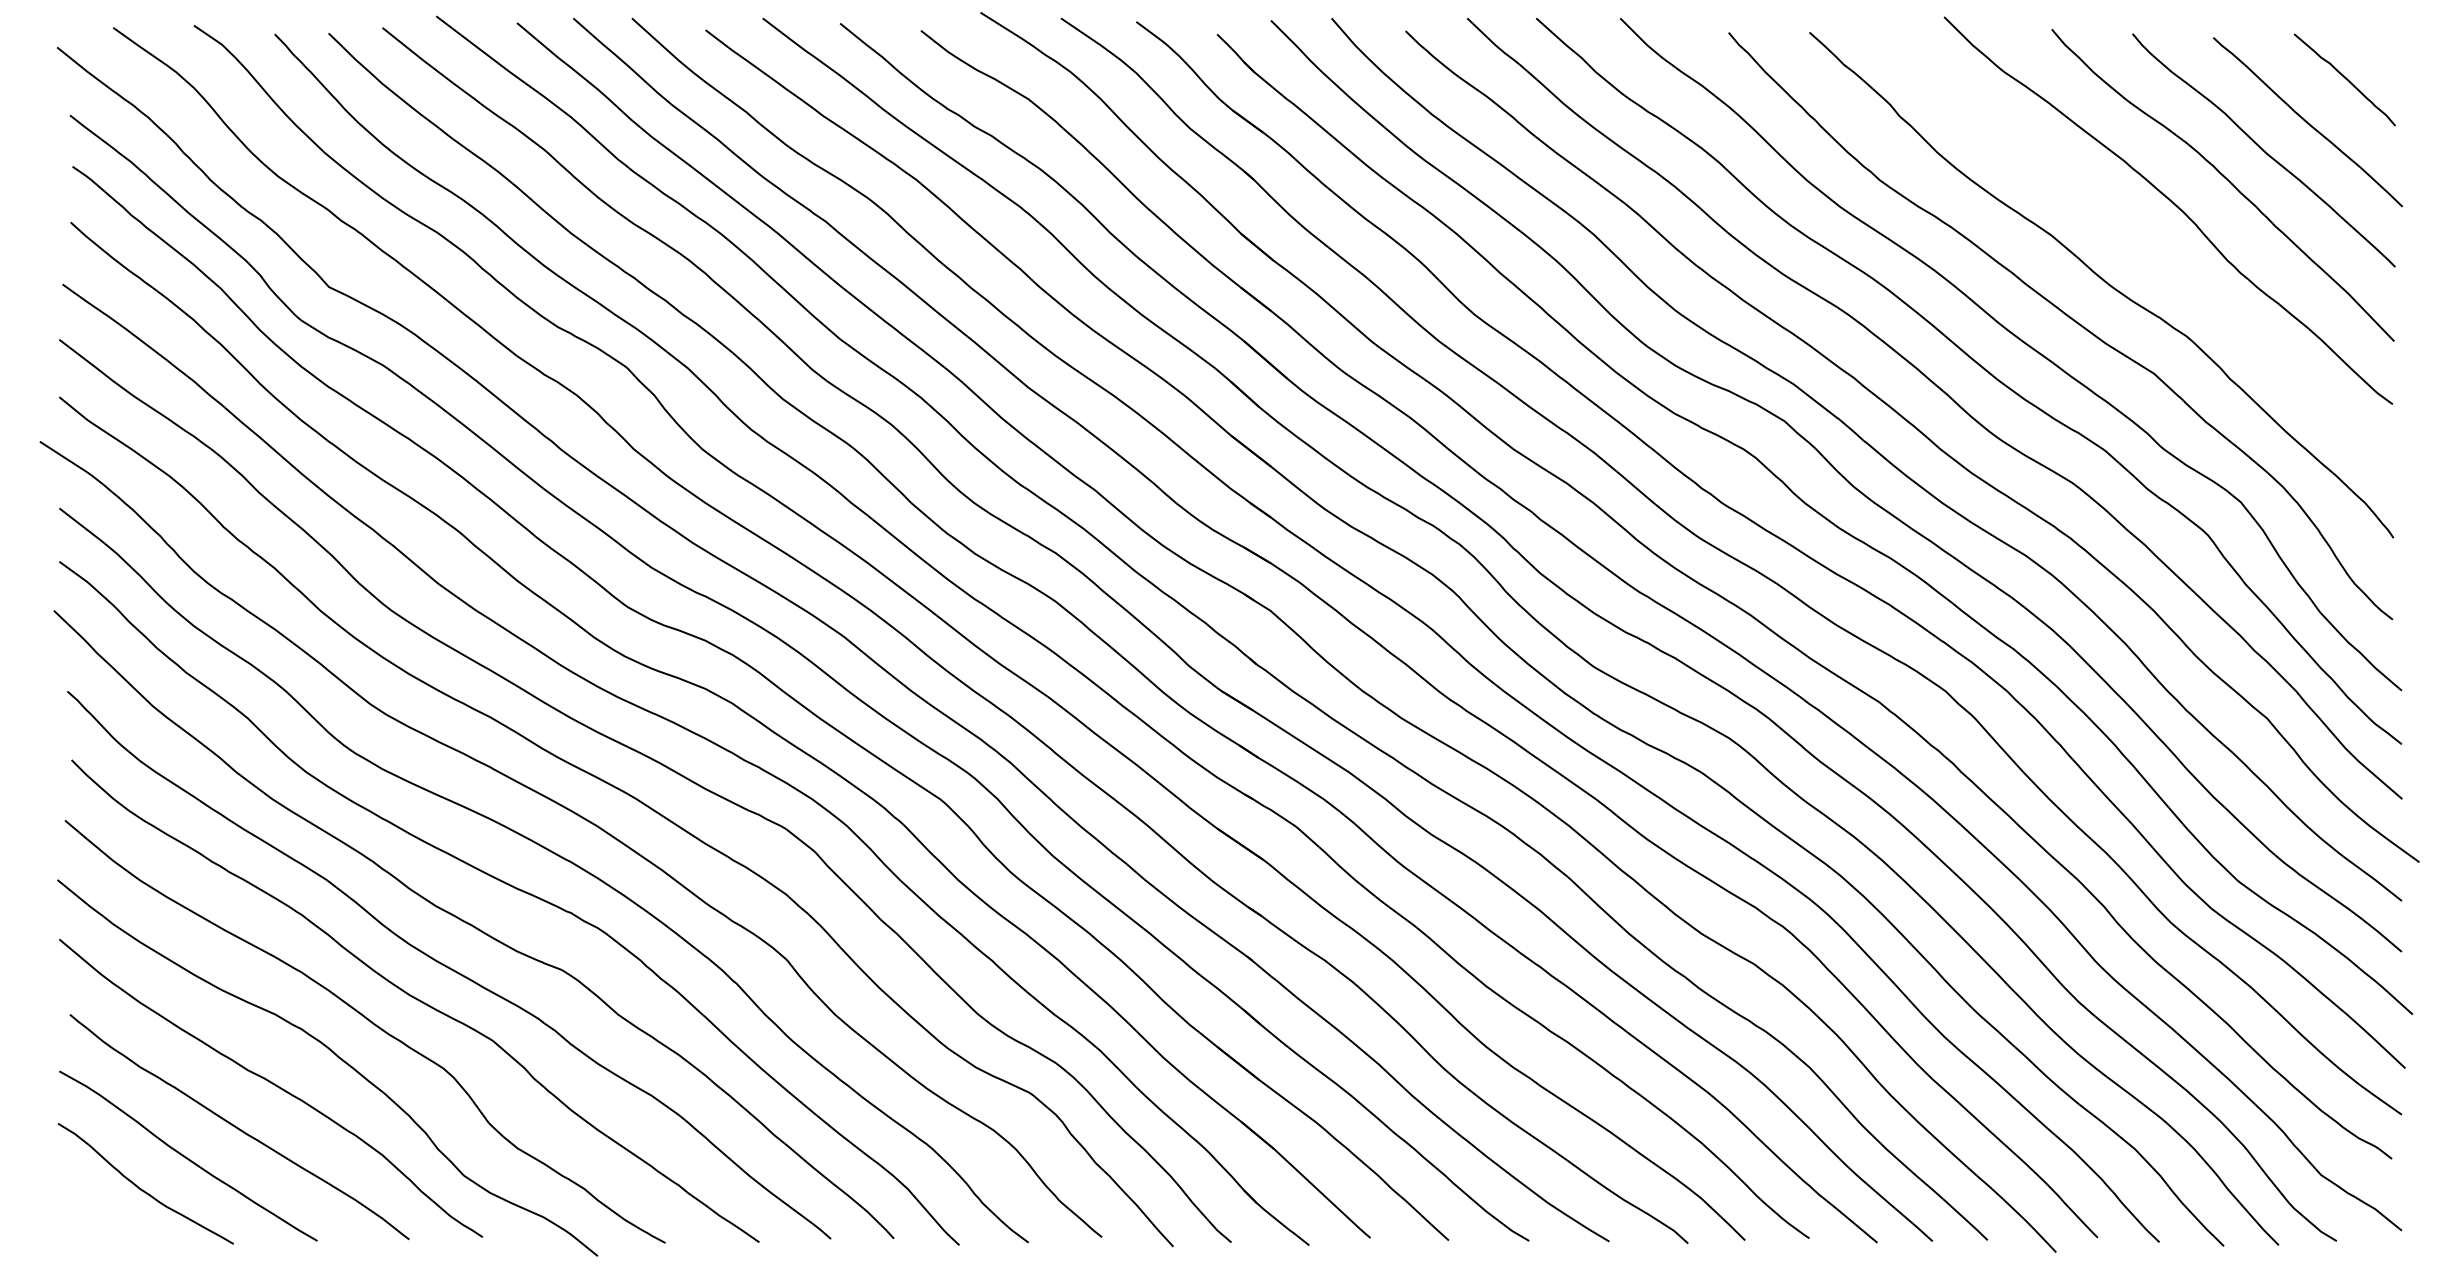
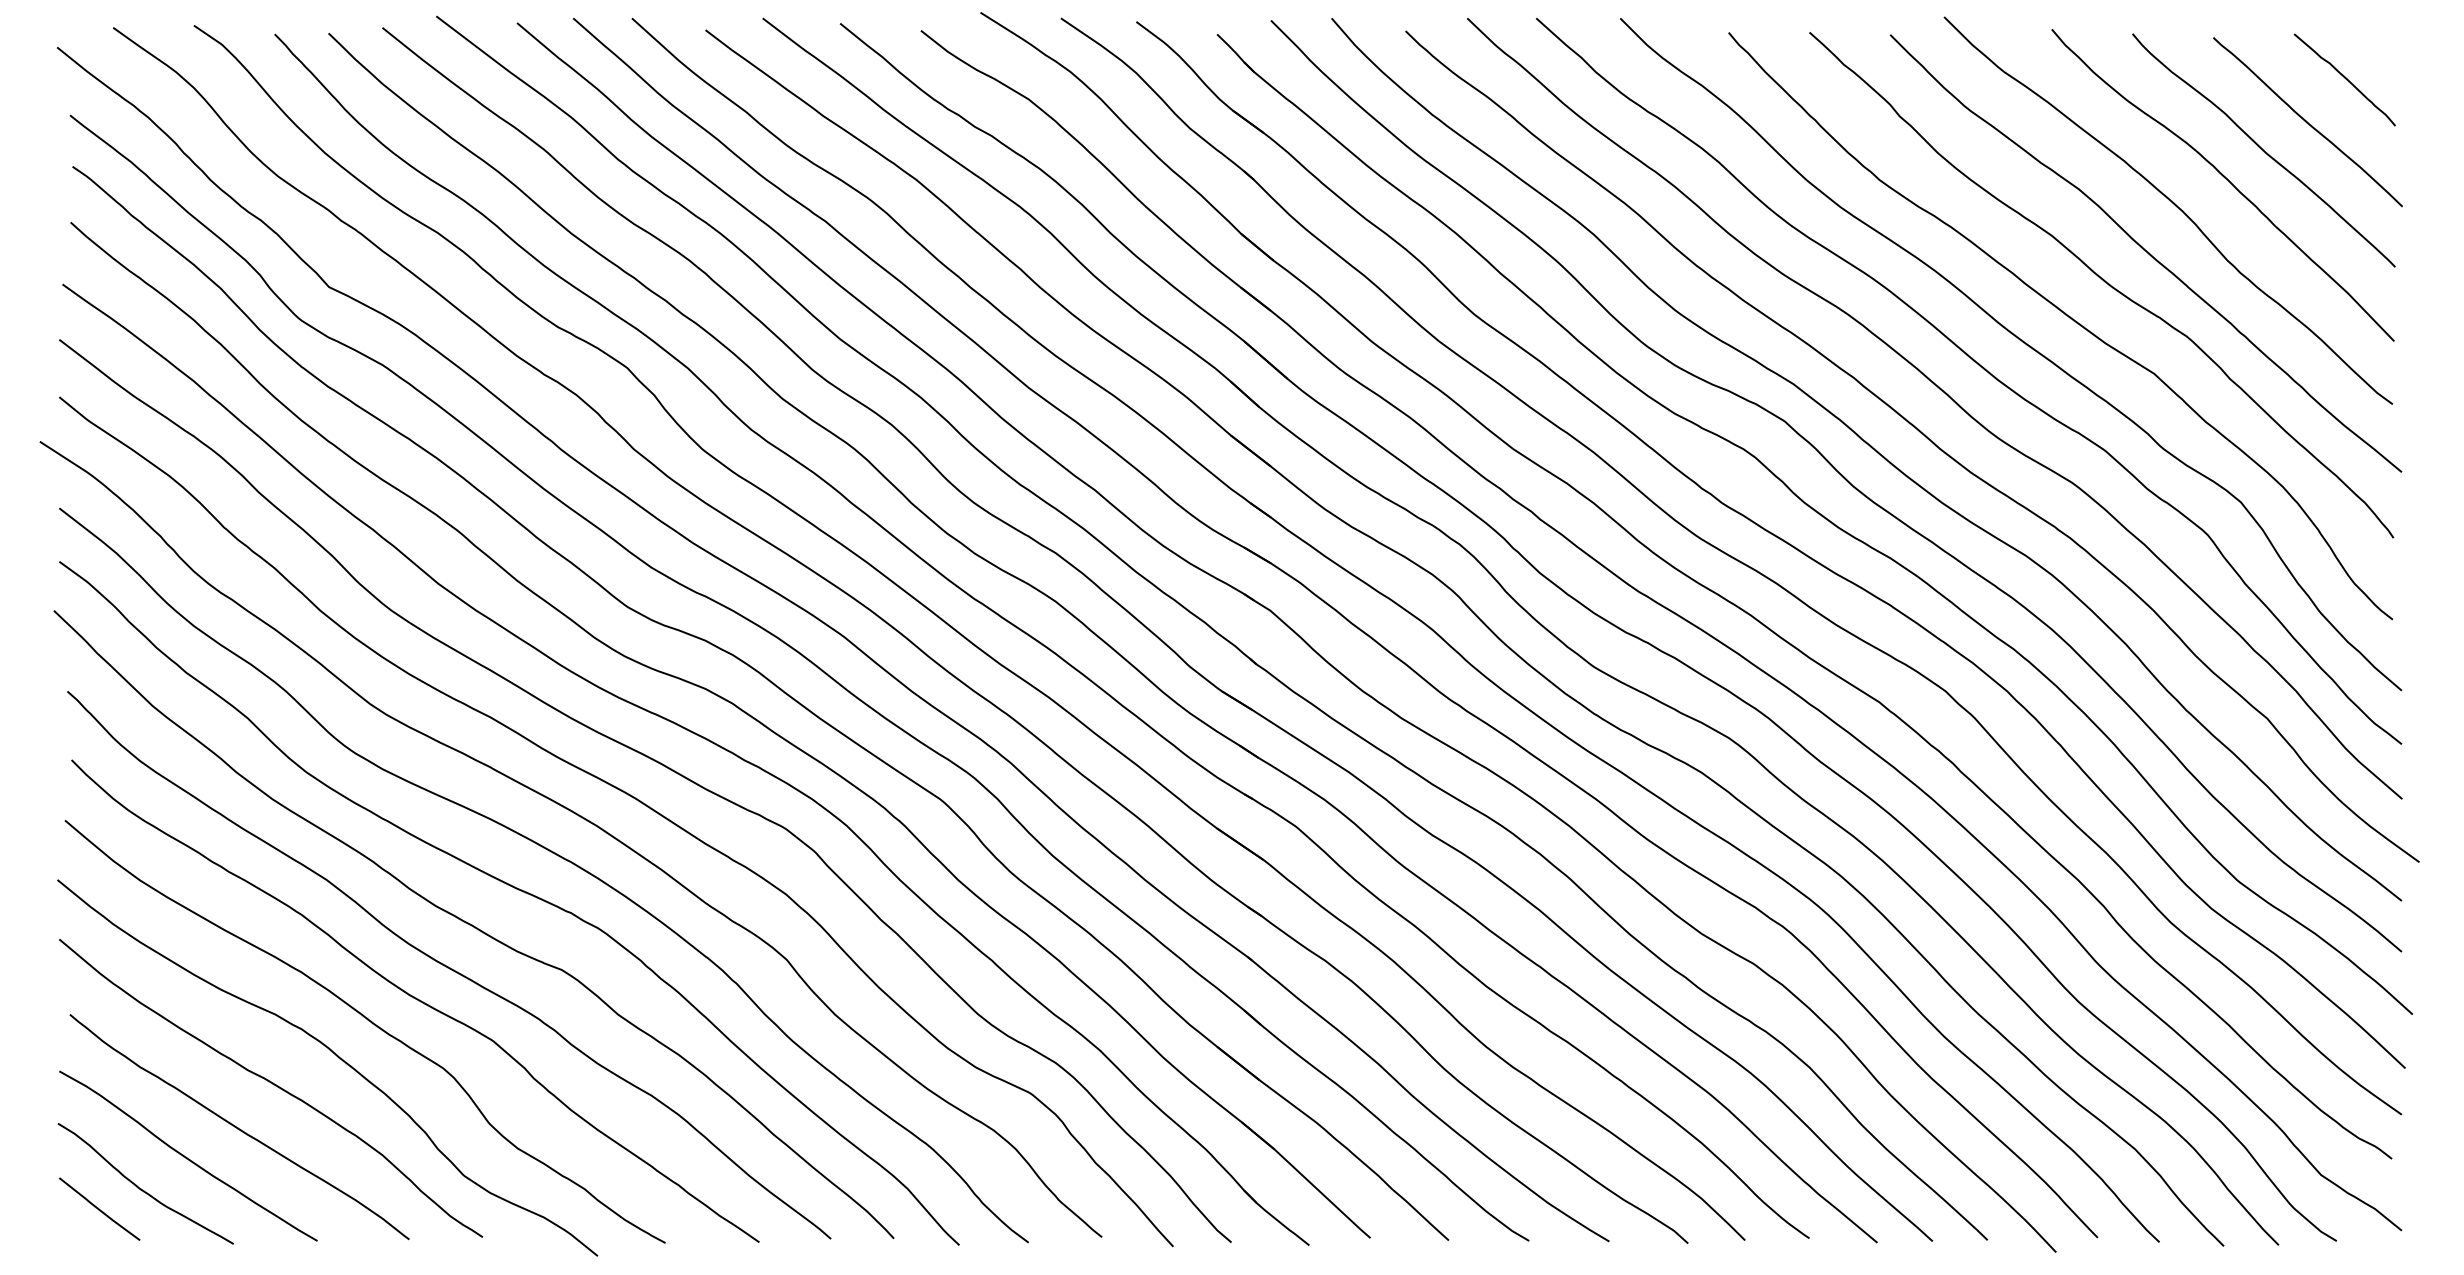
curve: none -> present (2146, 252)
line: none -> present (99, 1208)
